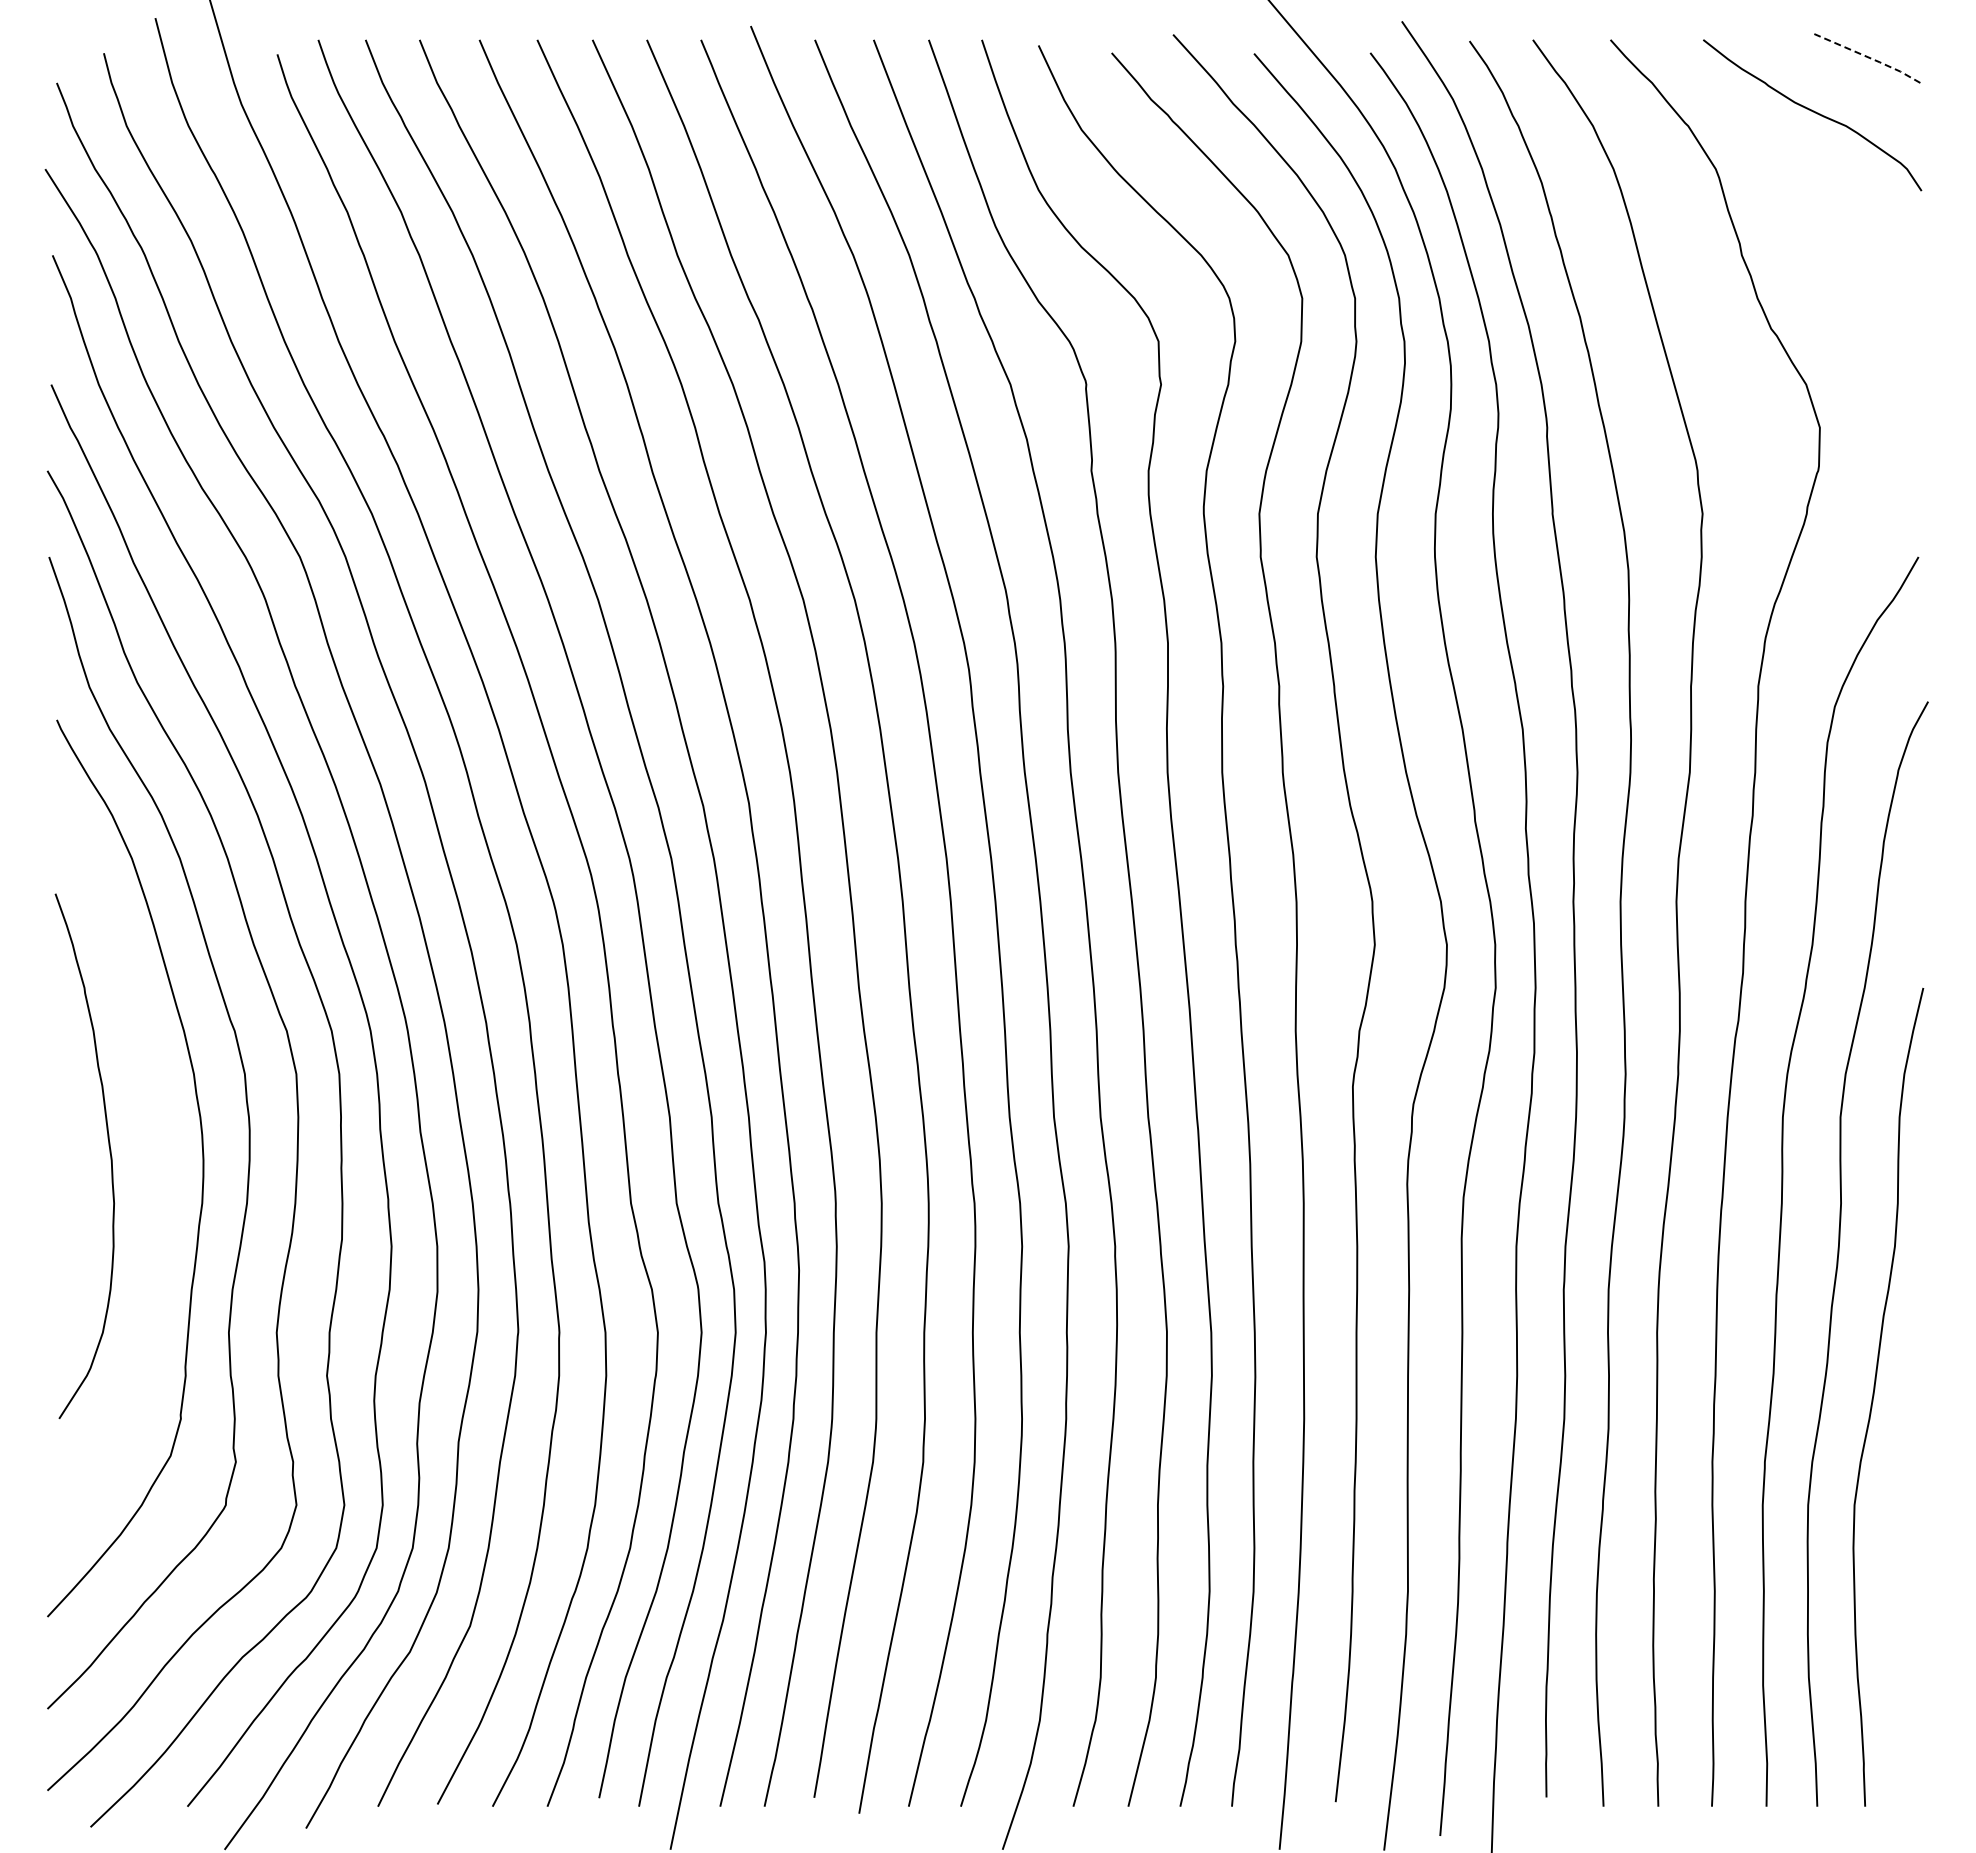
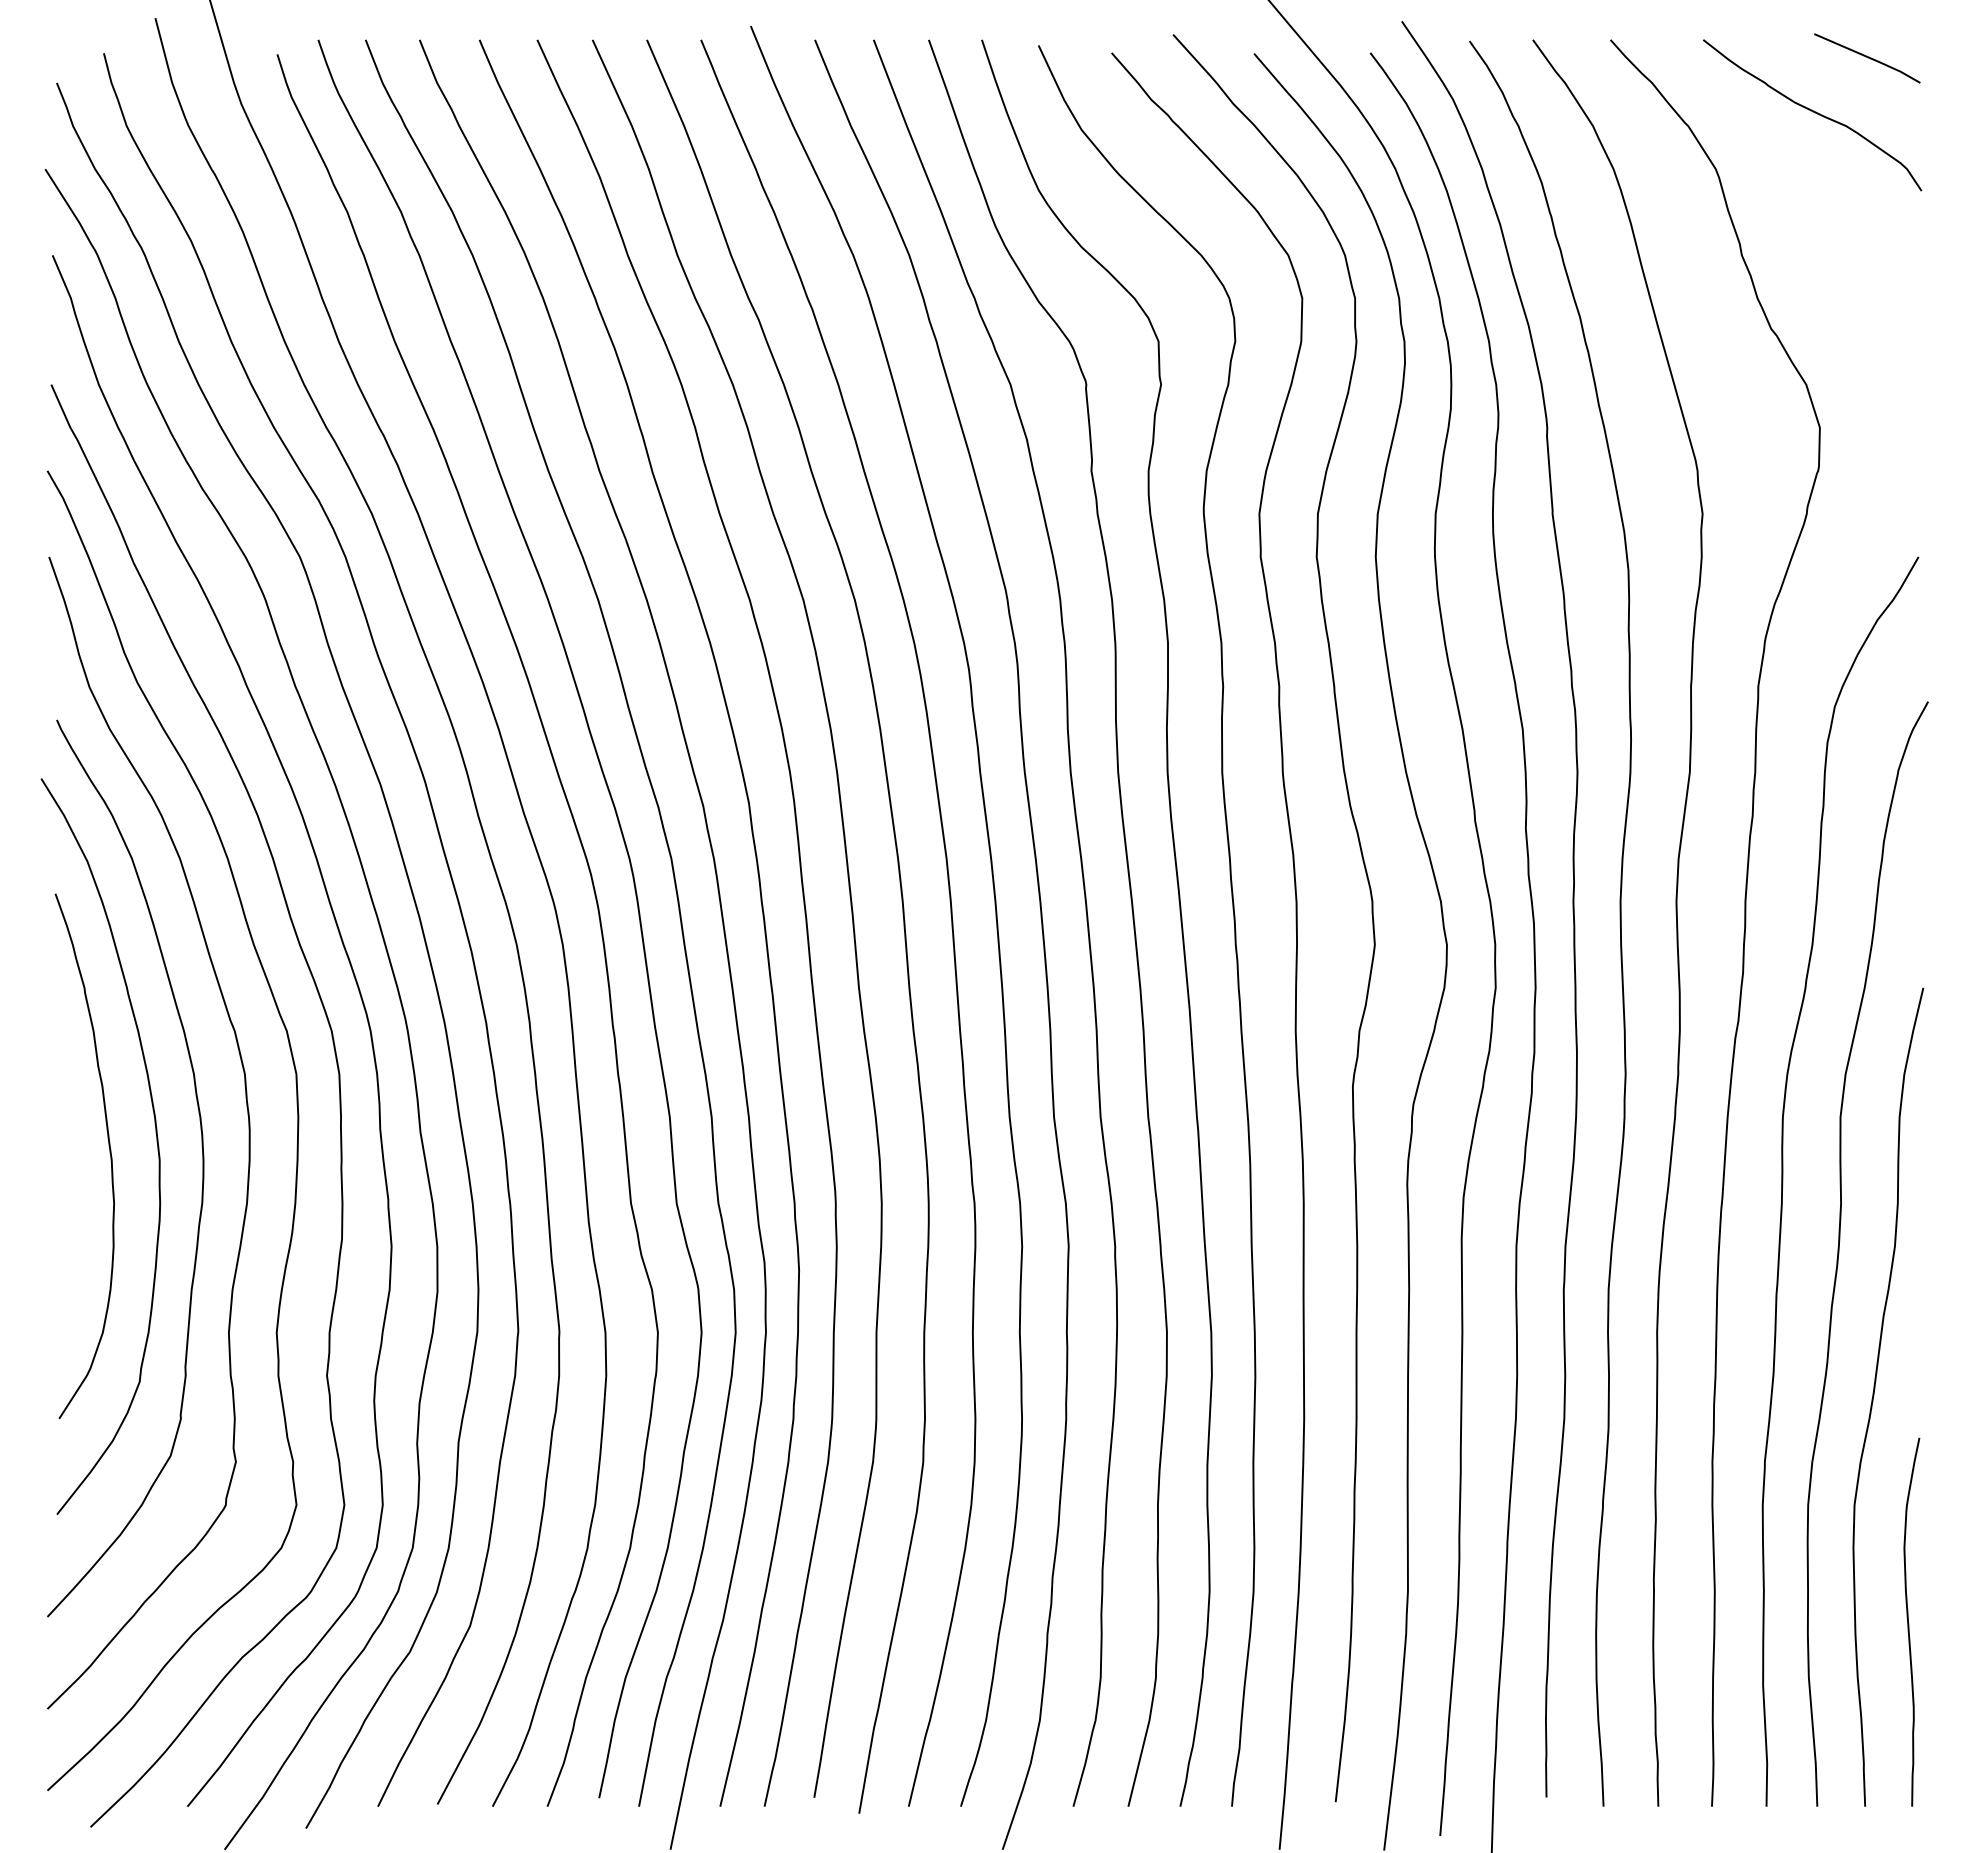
line: dashed -> solid (1868, 57)
curve: none -> present (156, 1142)
curve: none -> present (1909, 1623)
